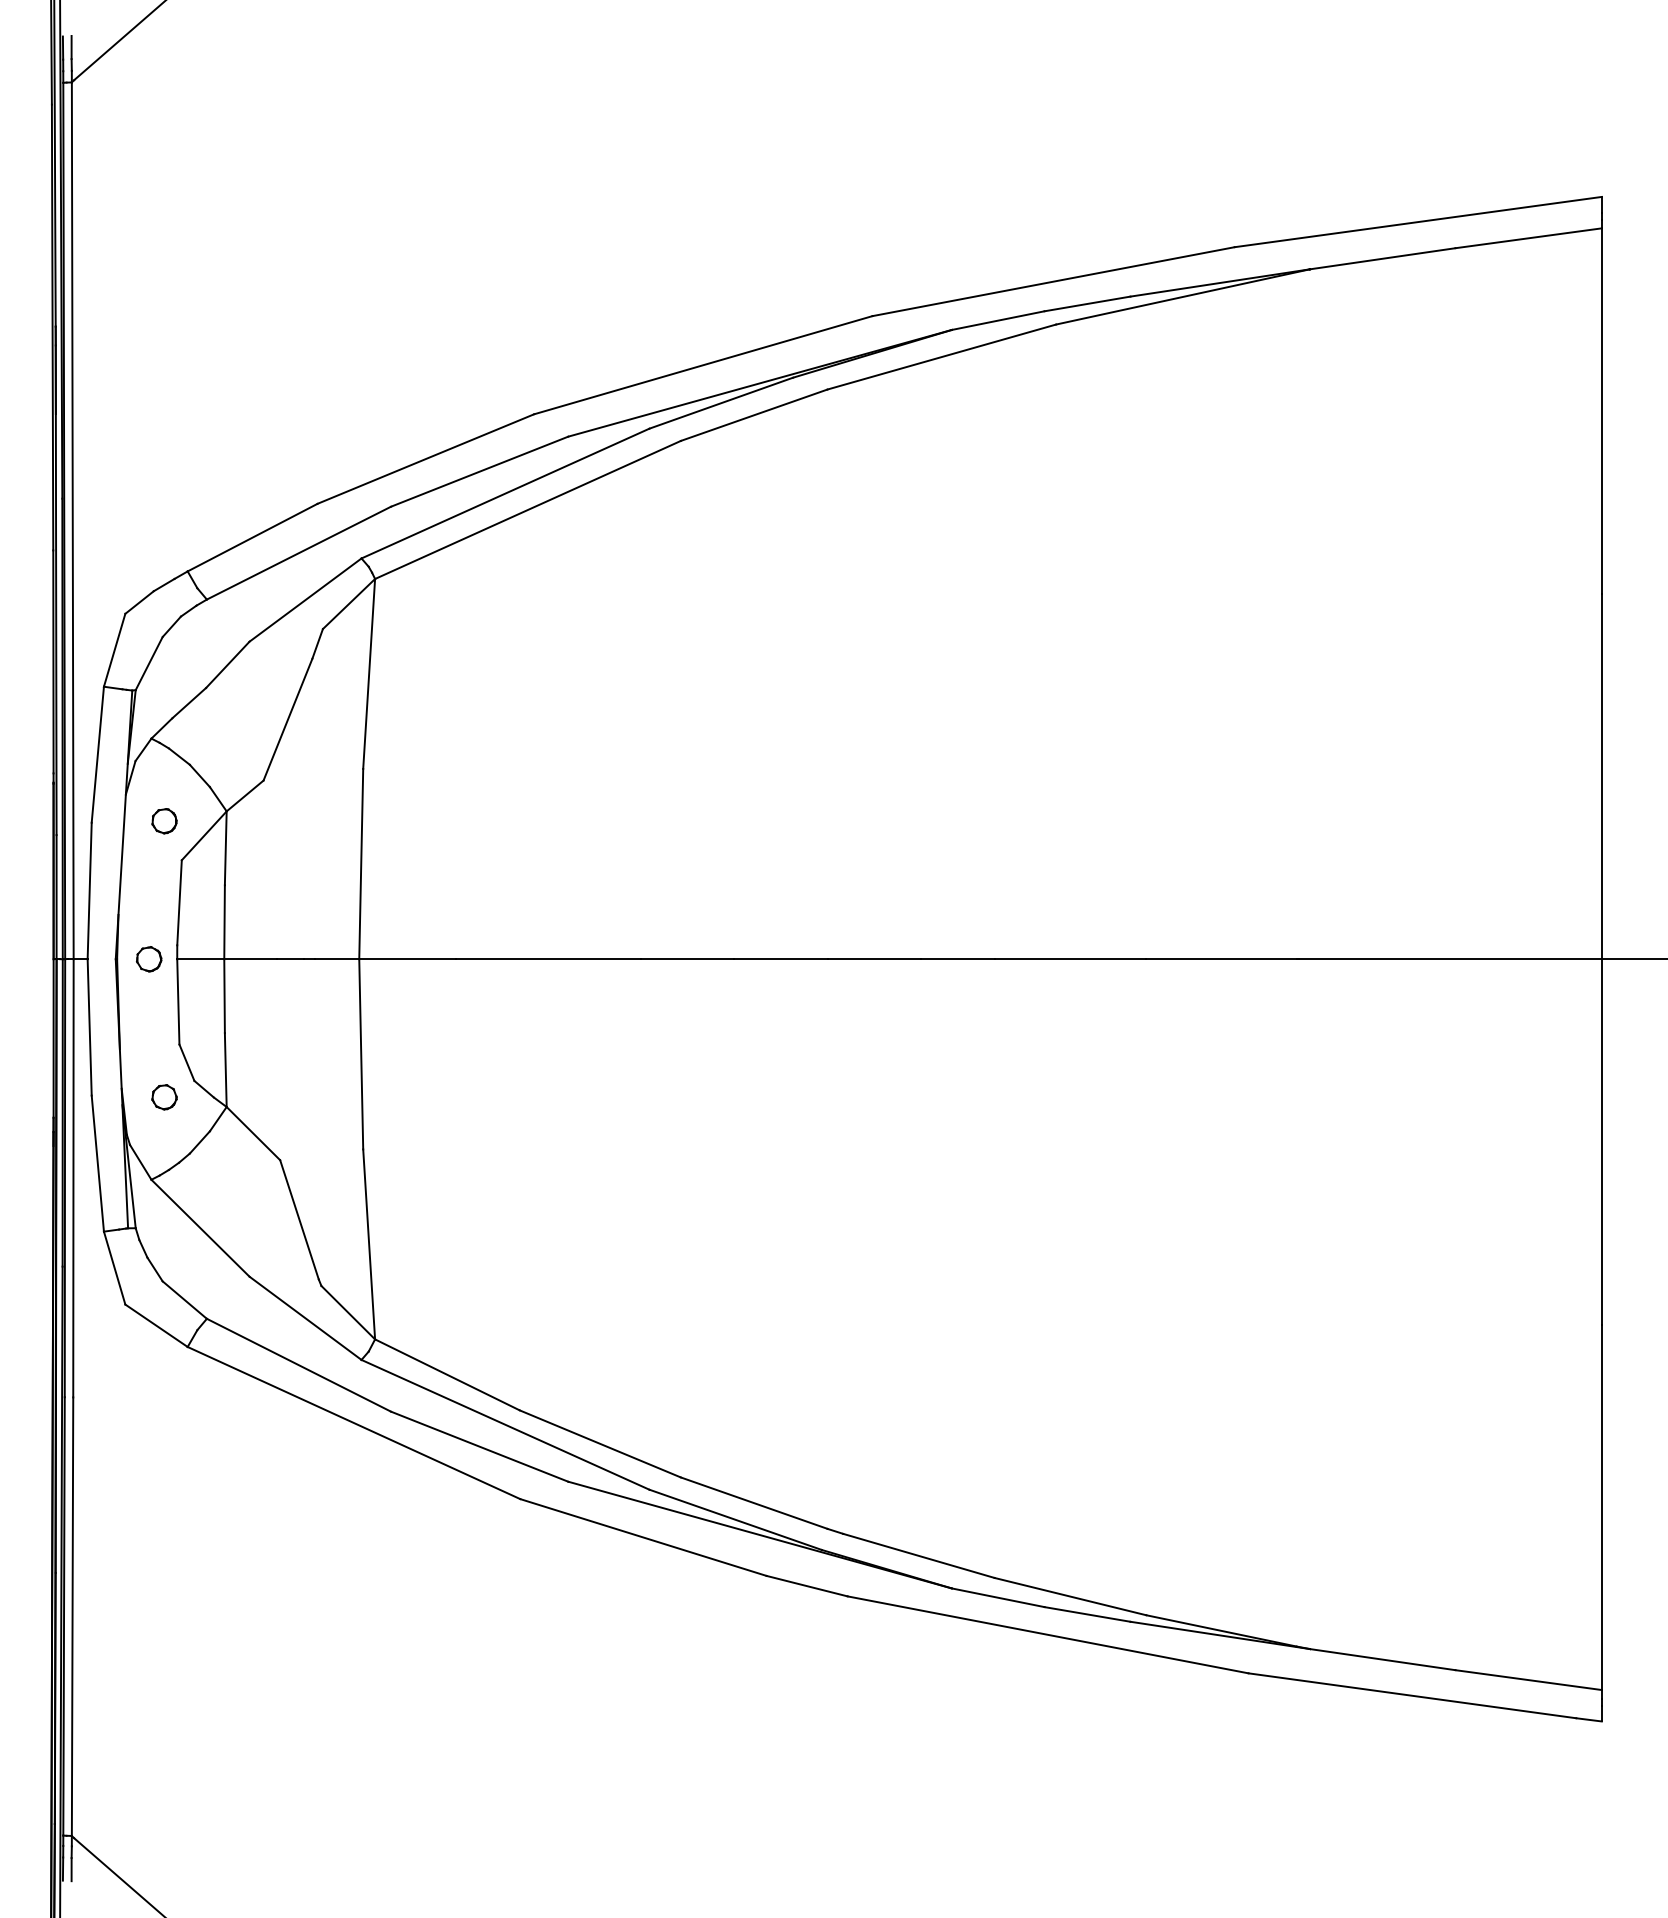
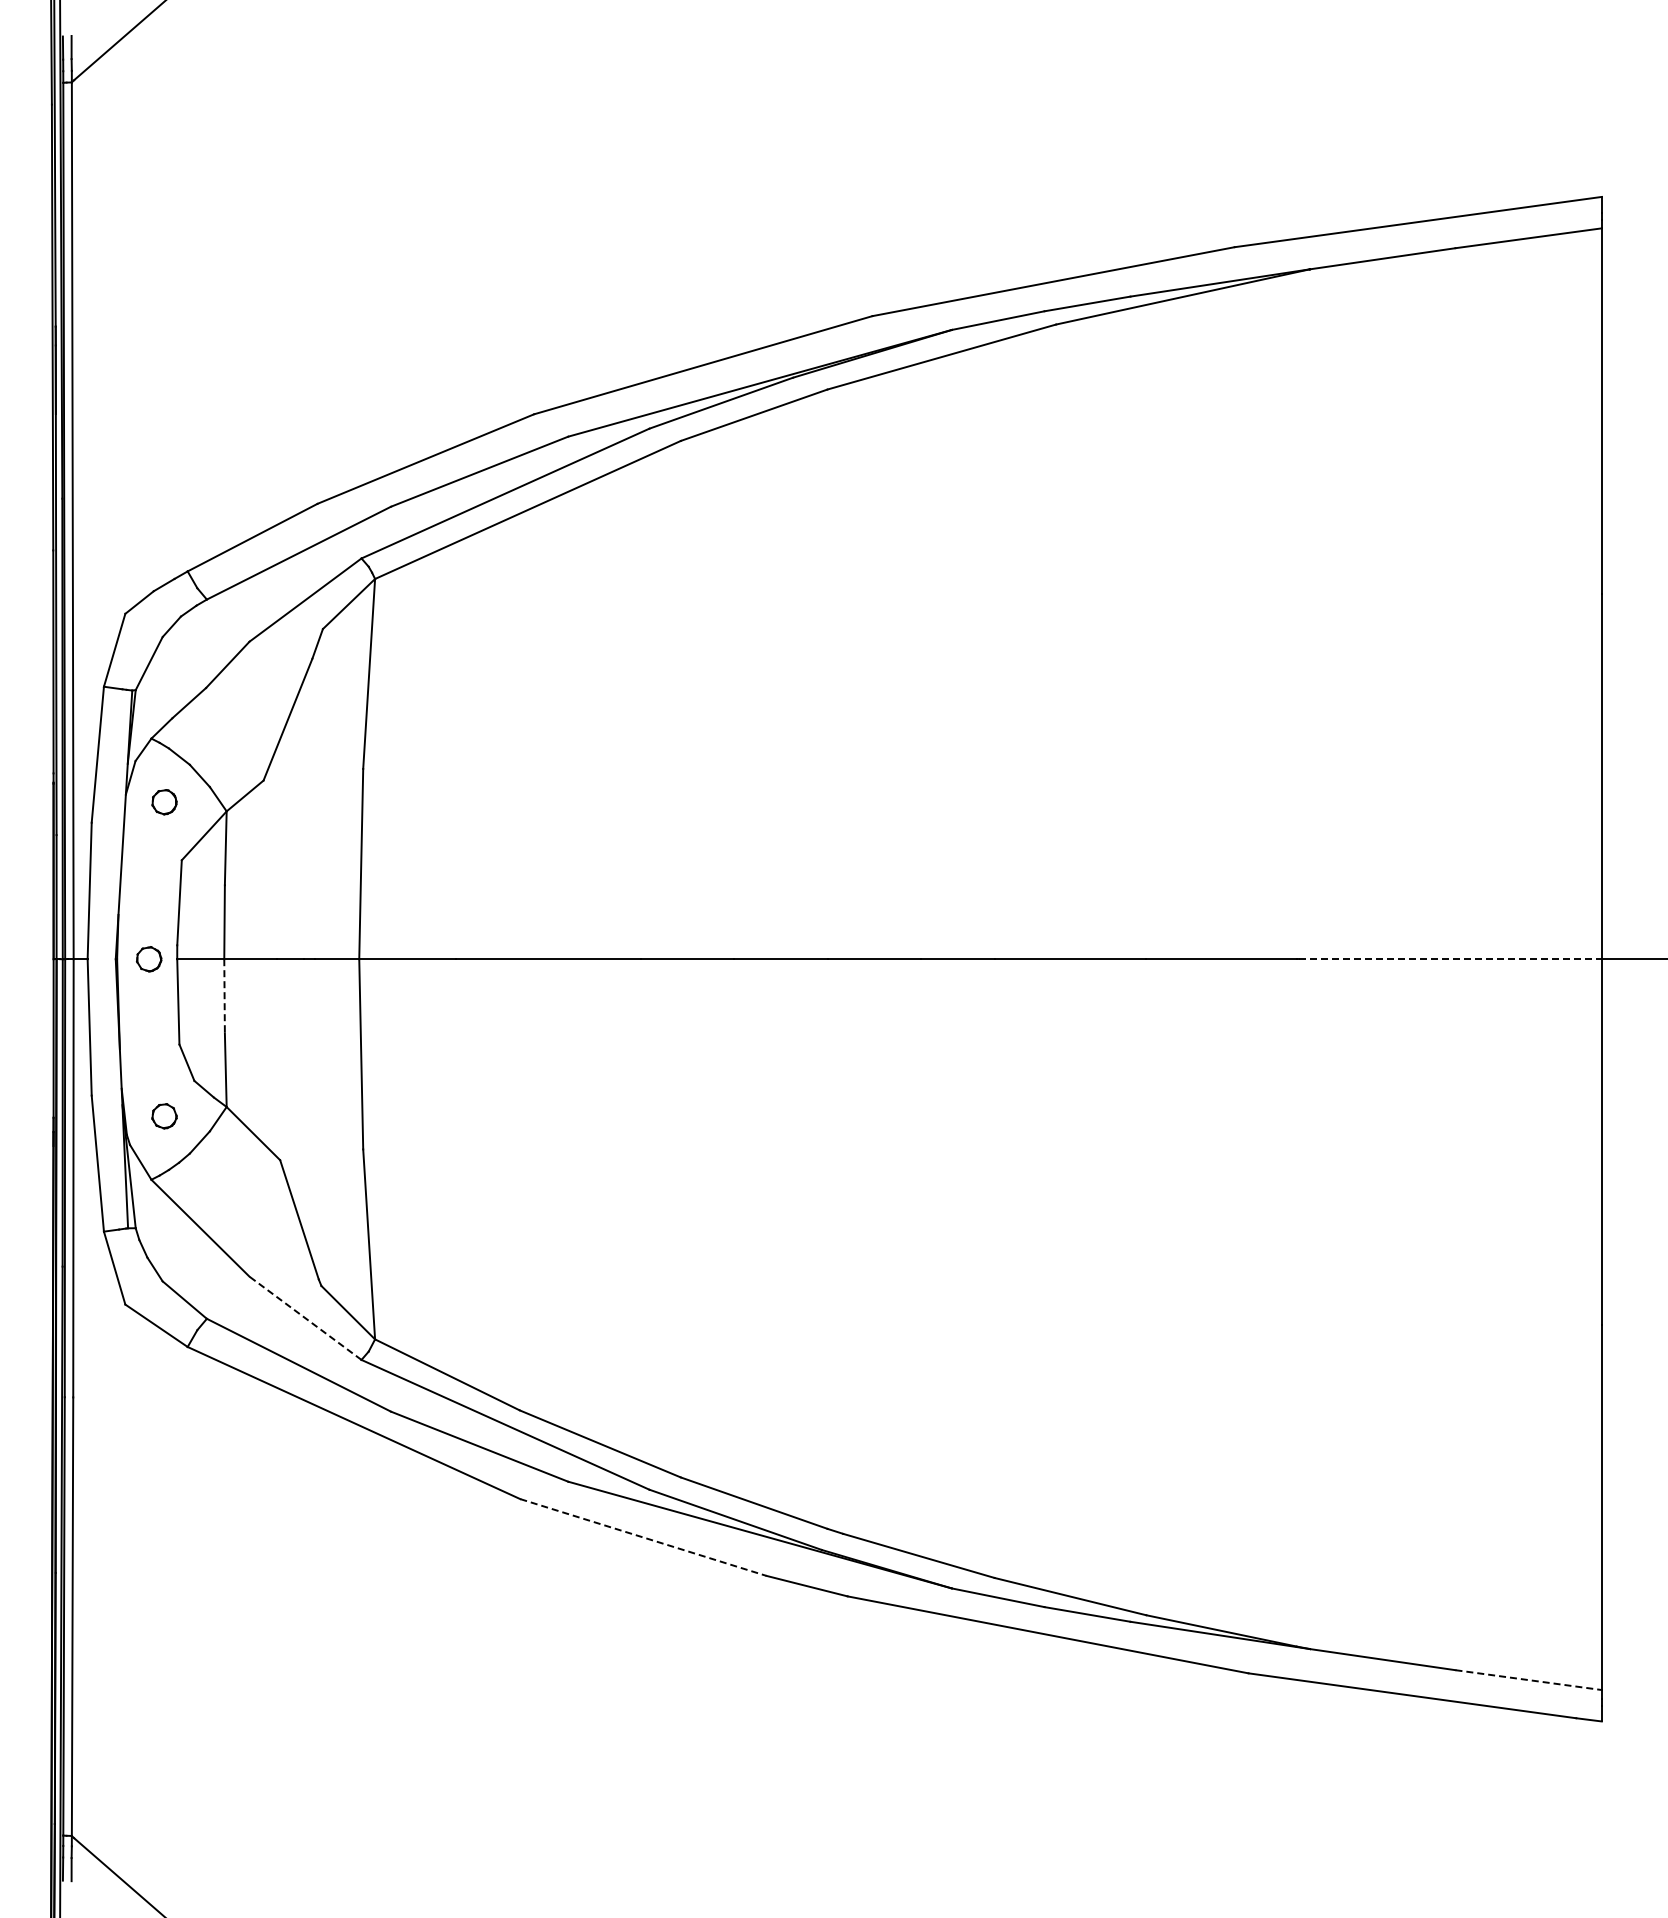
part position: (164, 821) -> (164, 802) (164, 802)
line: solid -> dashed (1450, 959)
line: solid -> dashed (224, 996)
part position: (164, 1097) -> (164, 1116) (164, 1116)
line: solid -> dashed (305, 1318)
line: solid -> dashed (643, 1537)
line: solid -> dashed (1528, 1680)
